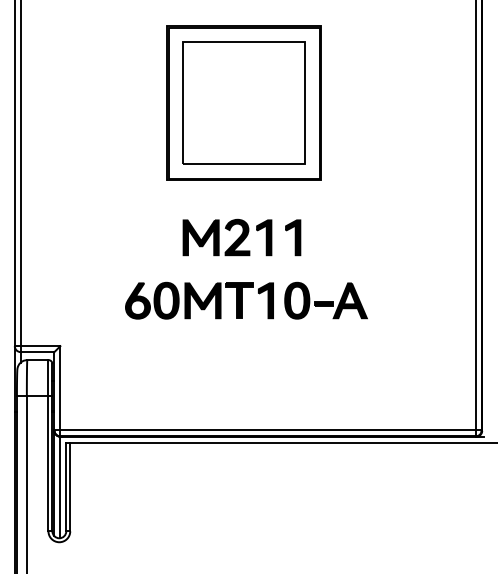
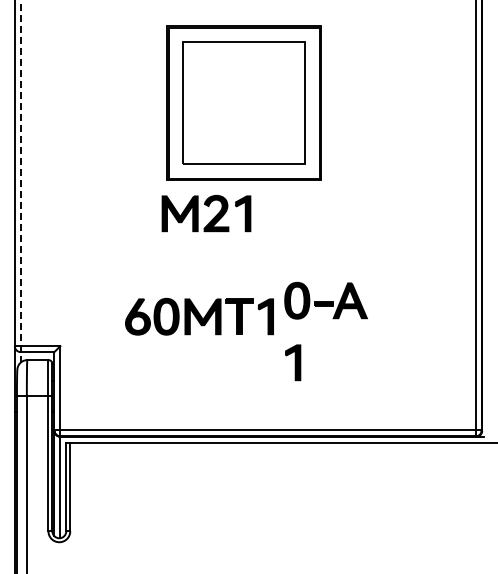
line: solid -> dashed (20, 181)
part position: (228, 230) -> (207, 206) (207, 206)
part position: (293, 237) -> (293, 362) (293, 362)
part position: (199, 300) -> (199, 316) (199, 316)
